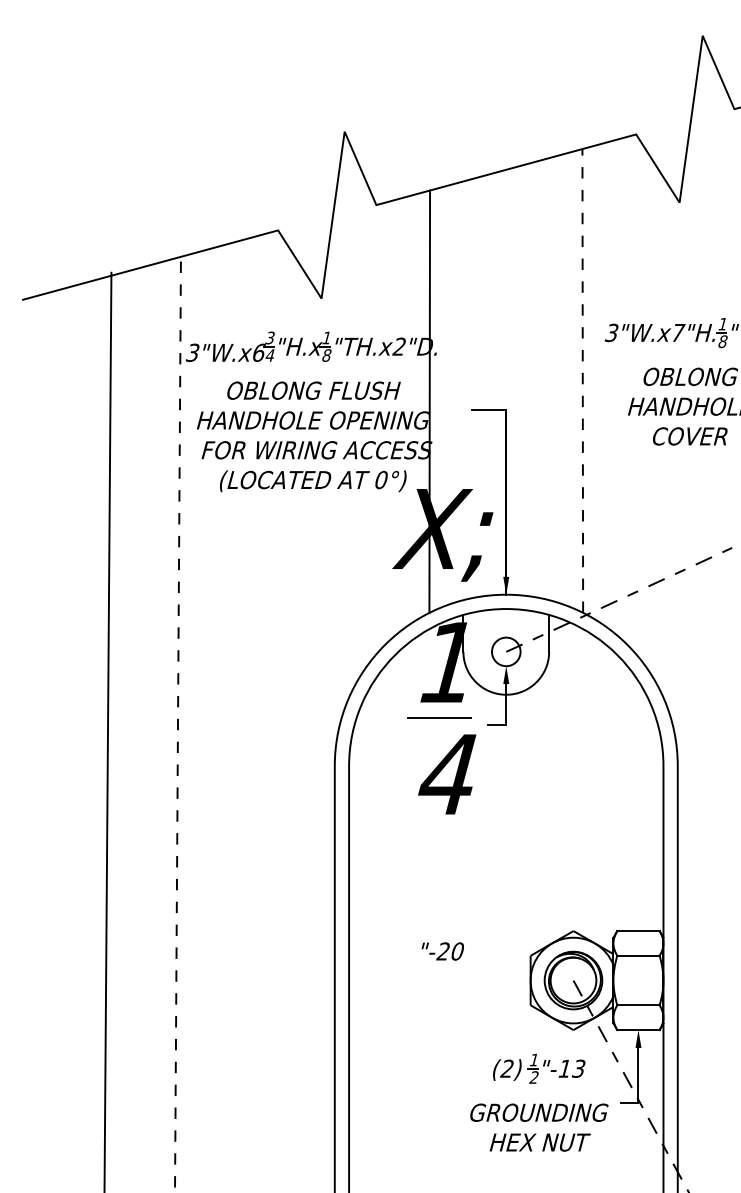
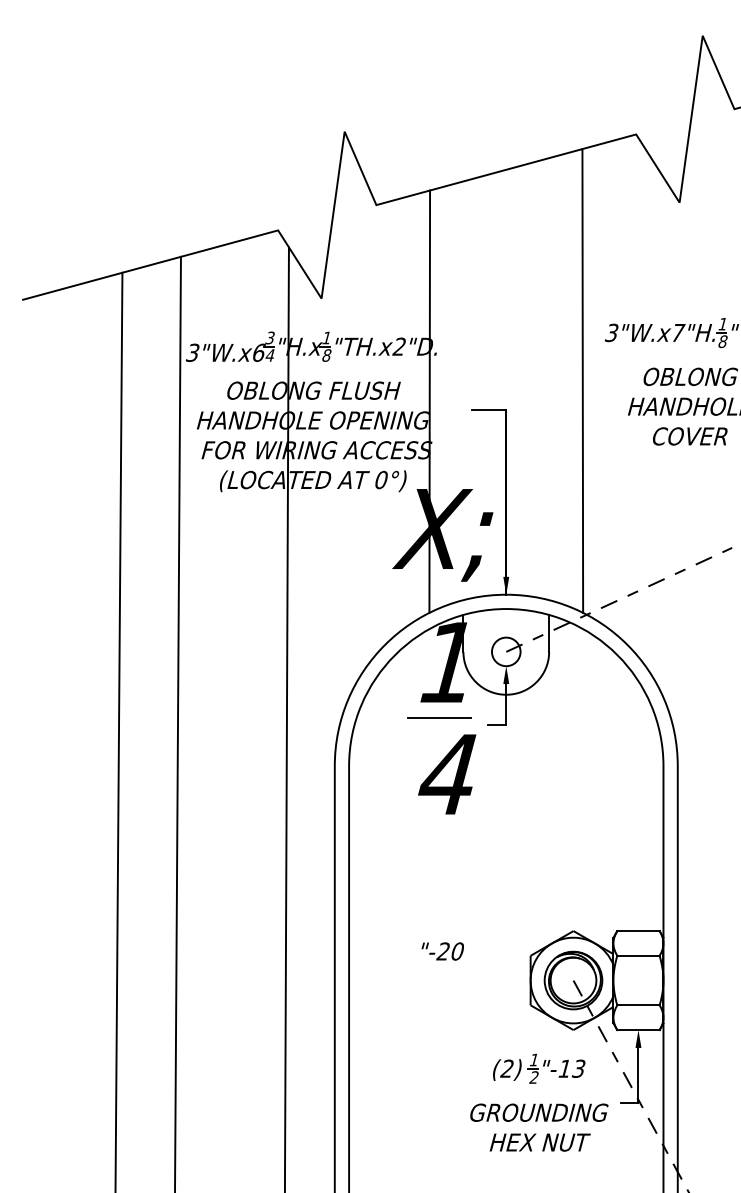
line: dashed -> solid (582, 381)
line: none -> present (286, 718)
line: dashed -> solid (177, 724)
line position: (107, 730) -> (118, 730) (118, 730)
